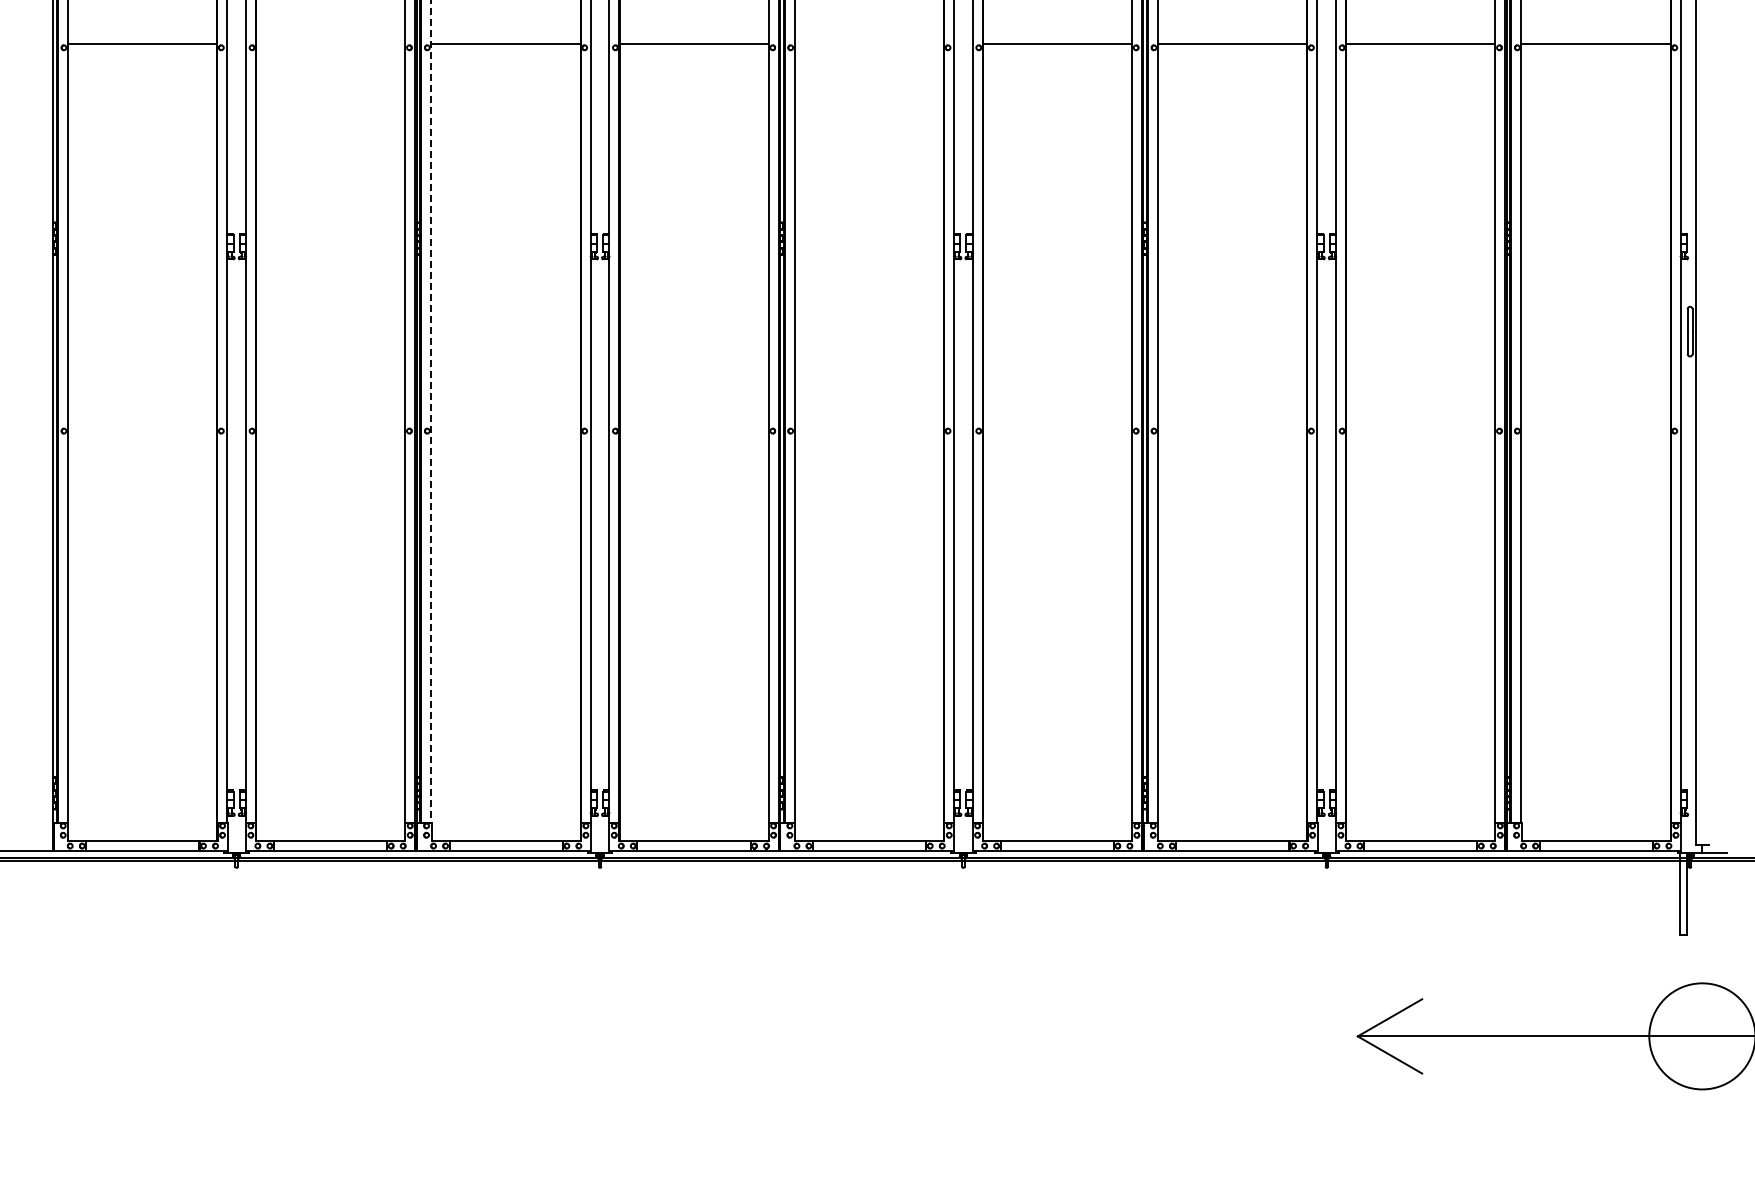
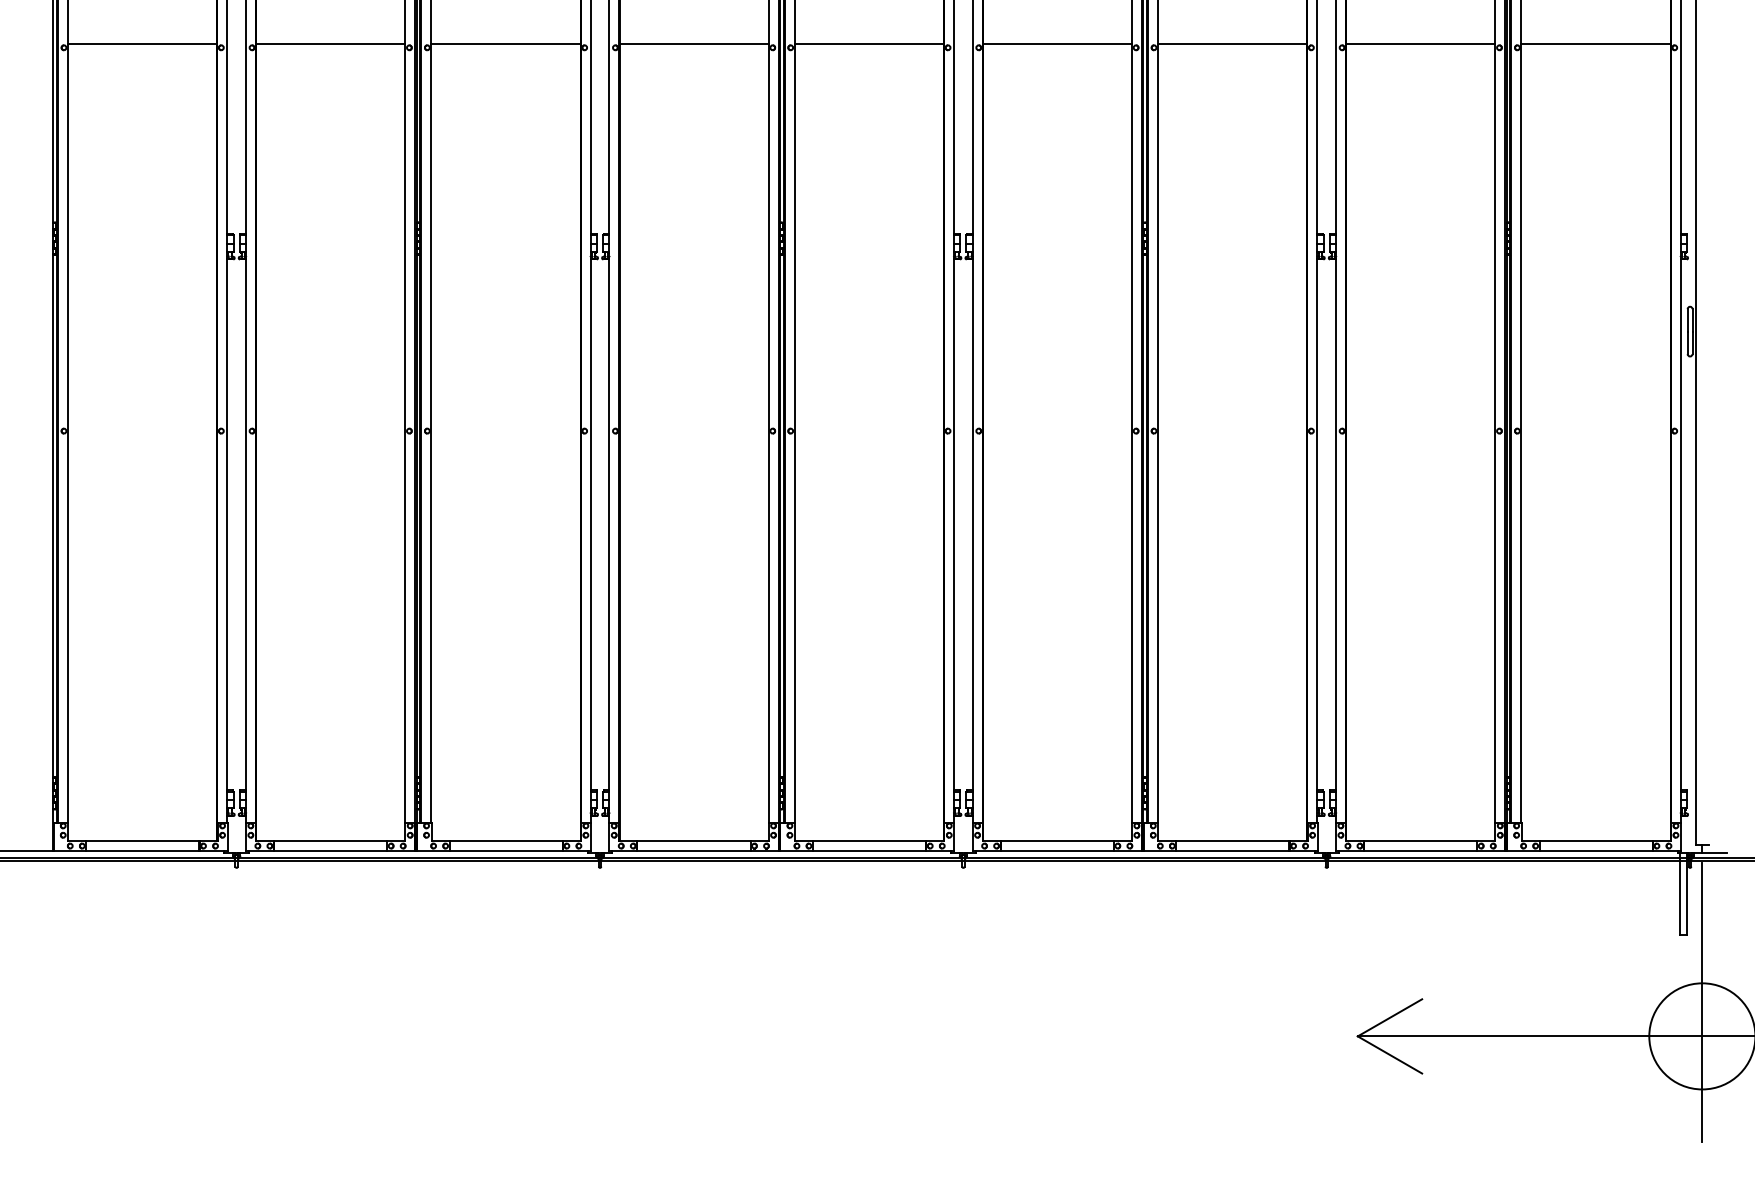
line: none -> present (330, 43)
line: none -> present (868, 43)
line: dashed -> solid (431, 411)
line: none -> present (1702, 1002)
